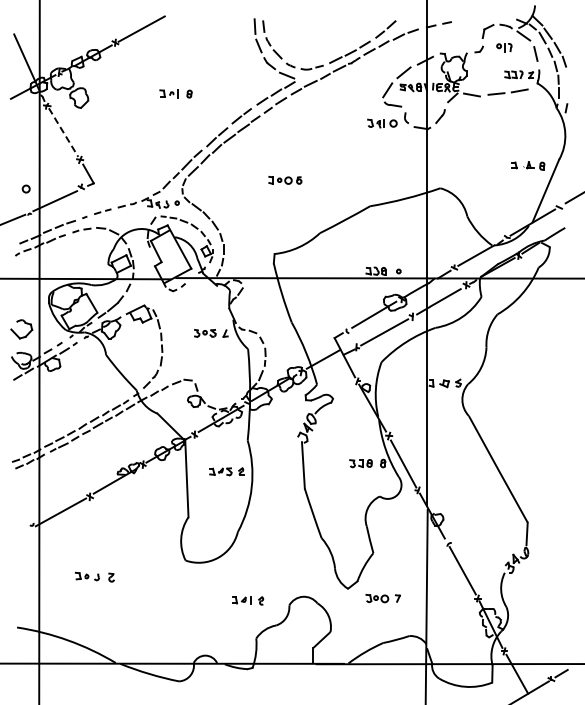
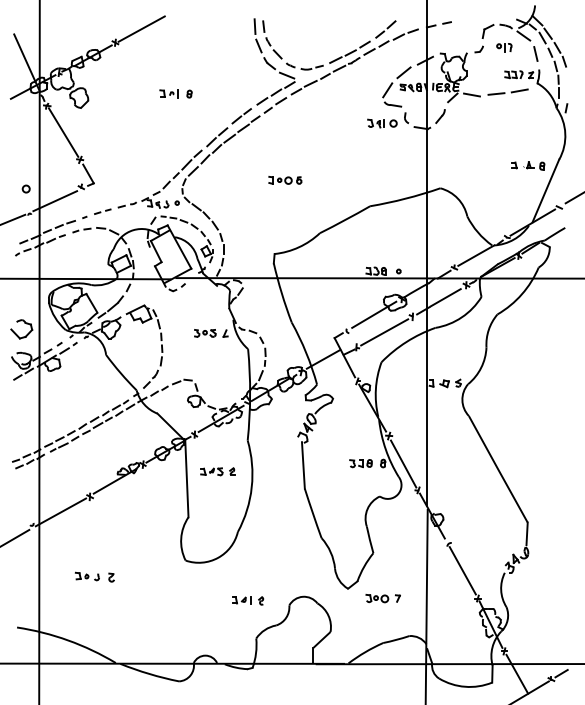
line: dashed -> solid (63, 133)
part position: (226, 471) -> (217, 471) (217, 471)
line: none -> present (15, 537)
